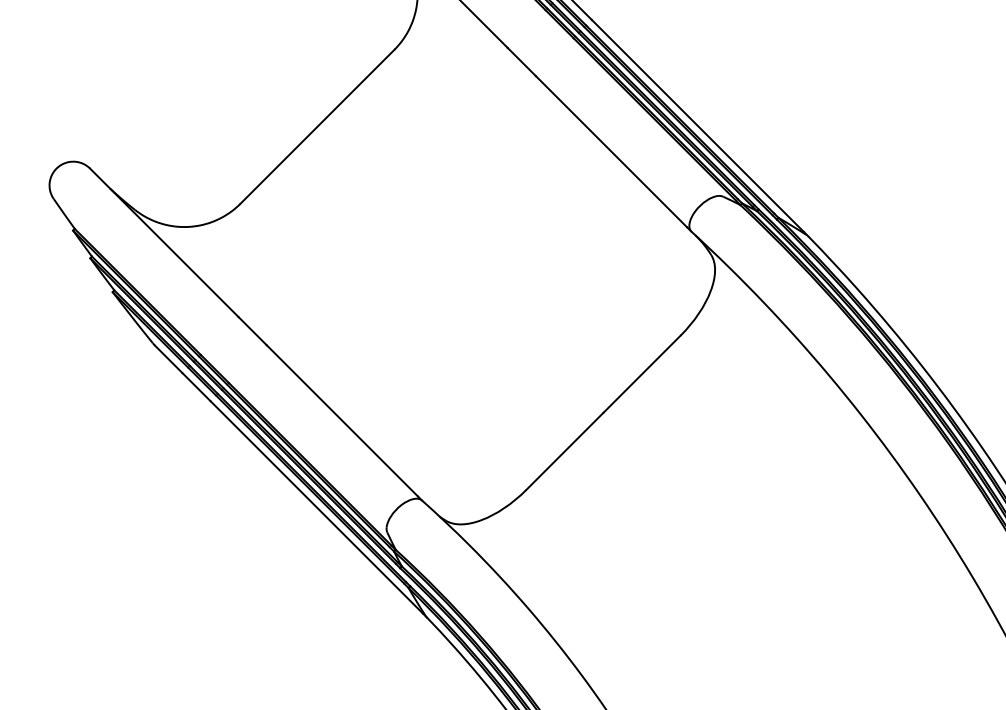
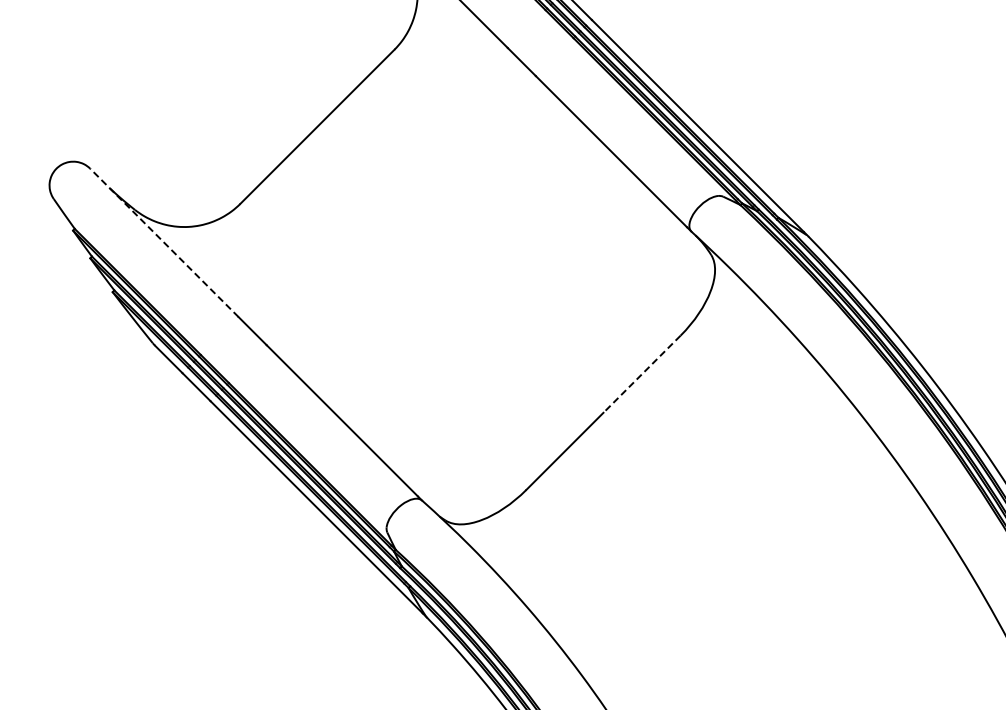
line: solid -> dashed (164, 242)
line: solid -> dashed (642, 374)
